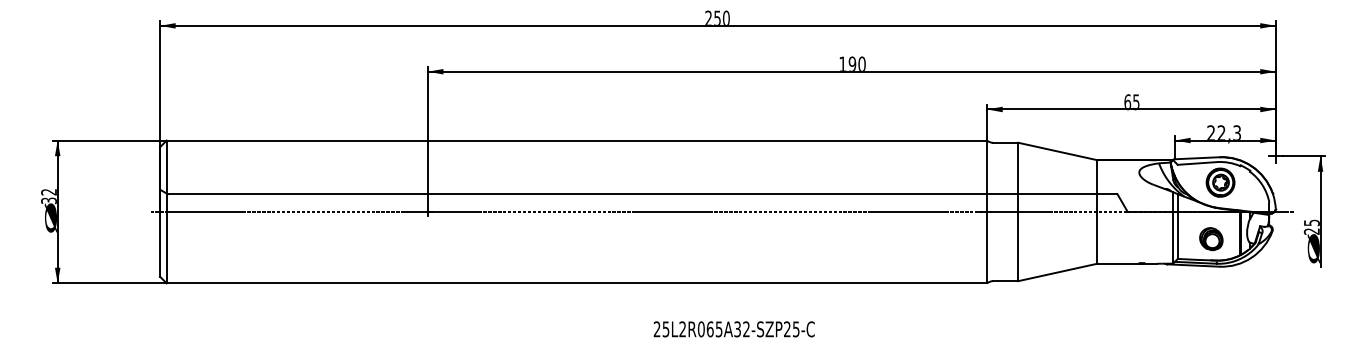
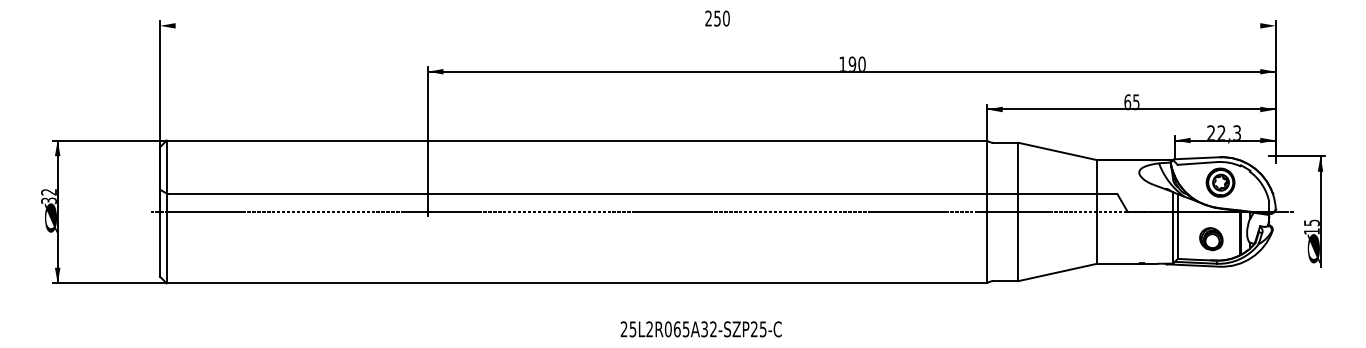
line: present -> none (717, 25)
text: 25 -> 15 (1311, 231)
text position: (733, 329) -> (700, 329) (700, 329)
